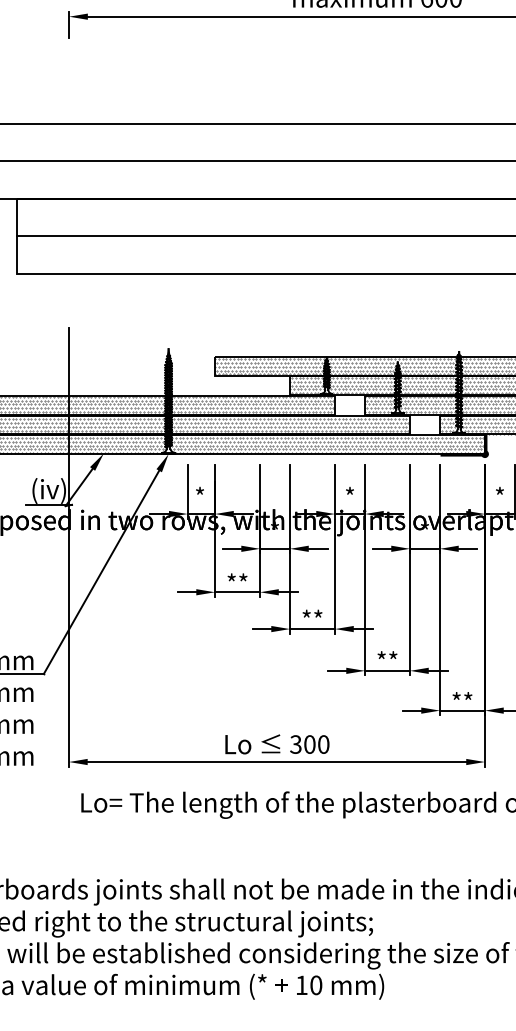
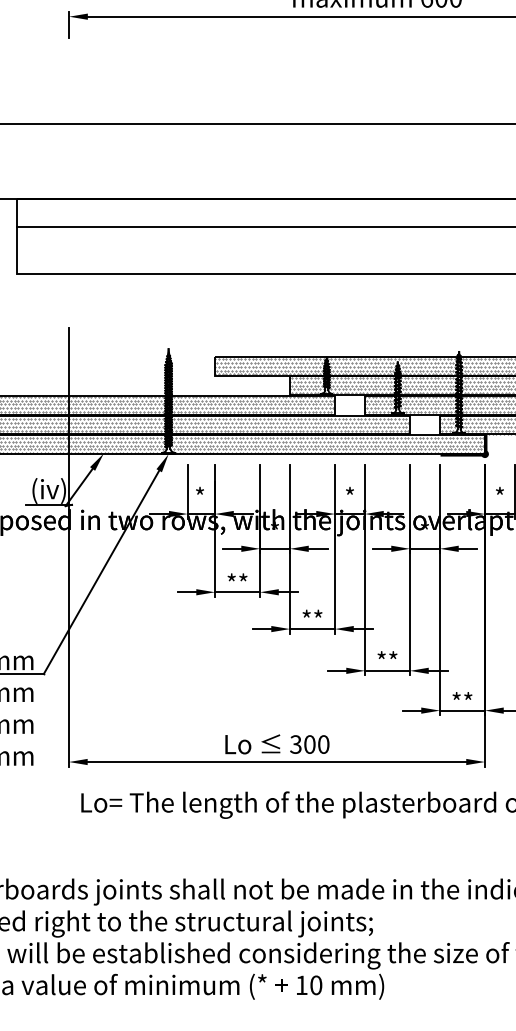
line: present -> none (257, 161)
line position: (264, 236) -> (264, 227) (264, 227)
